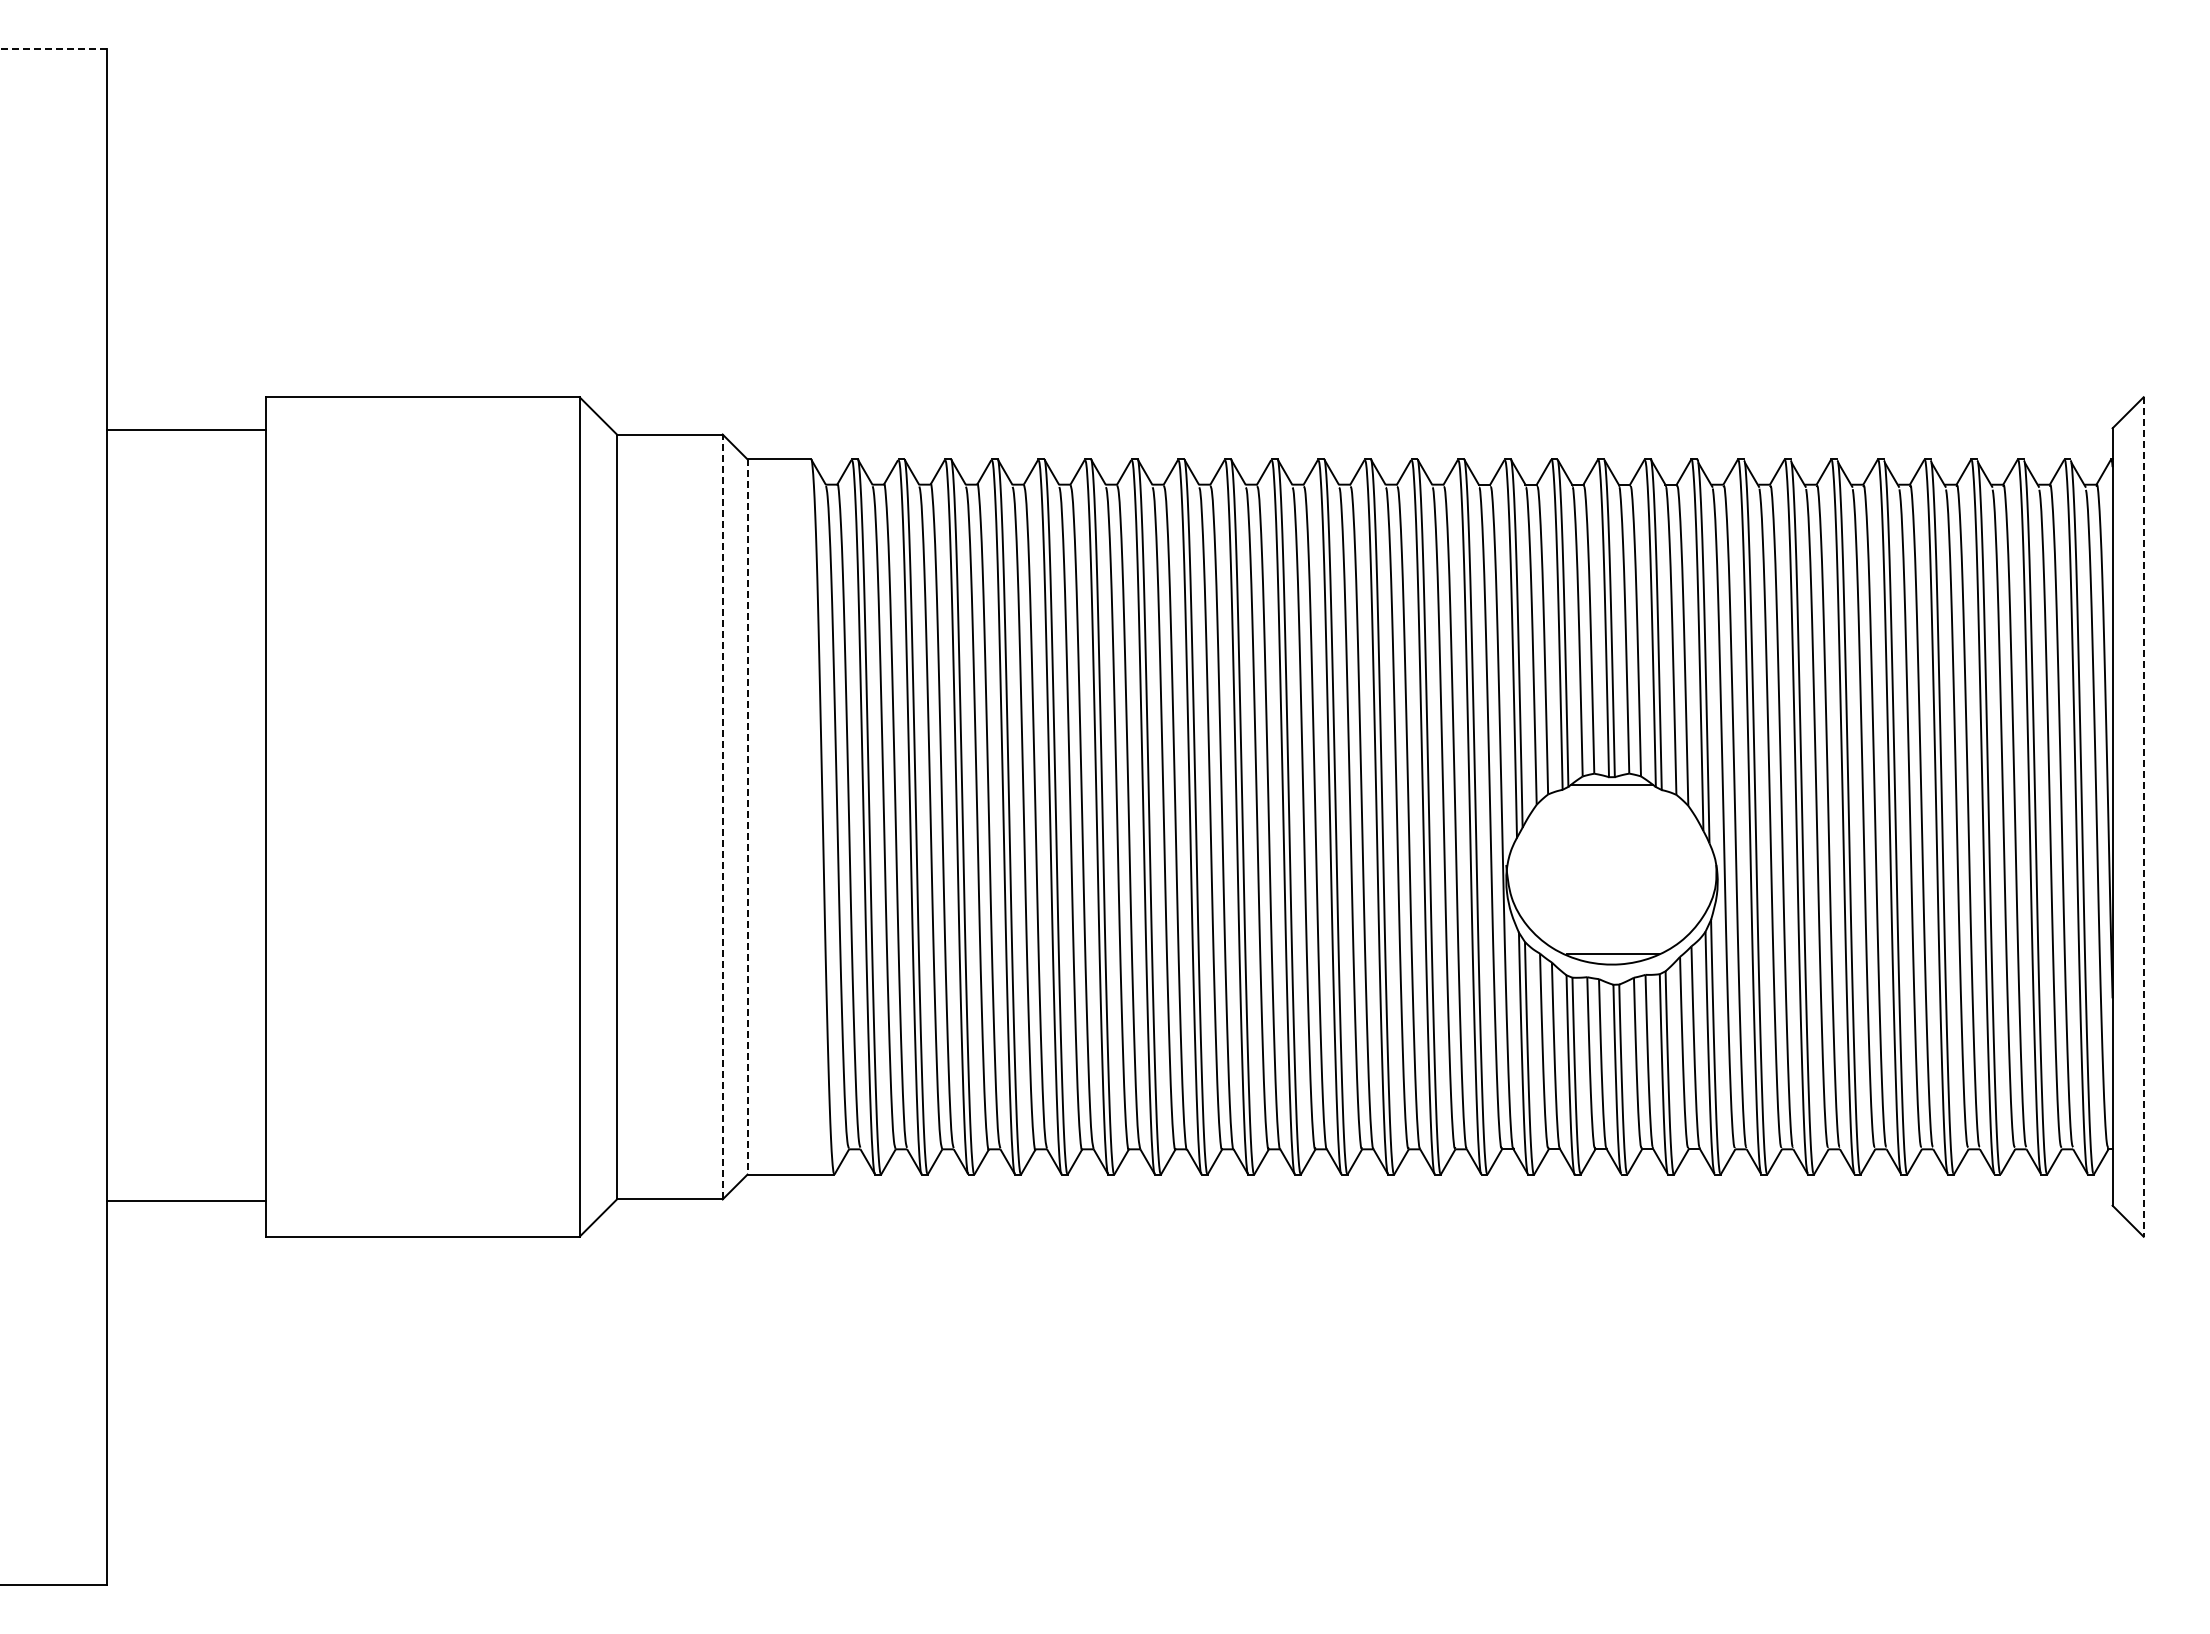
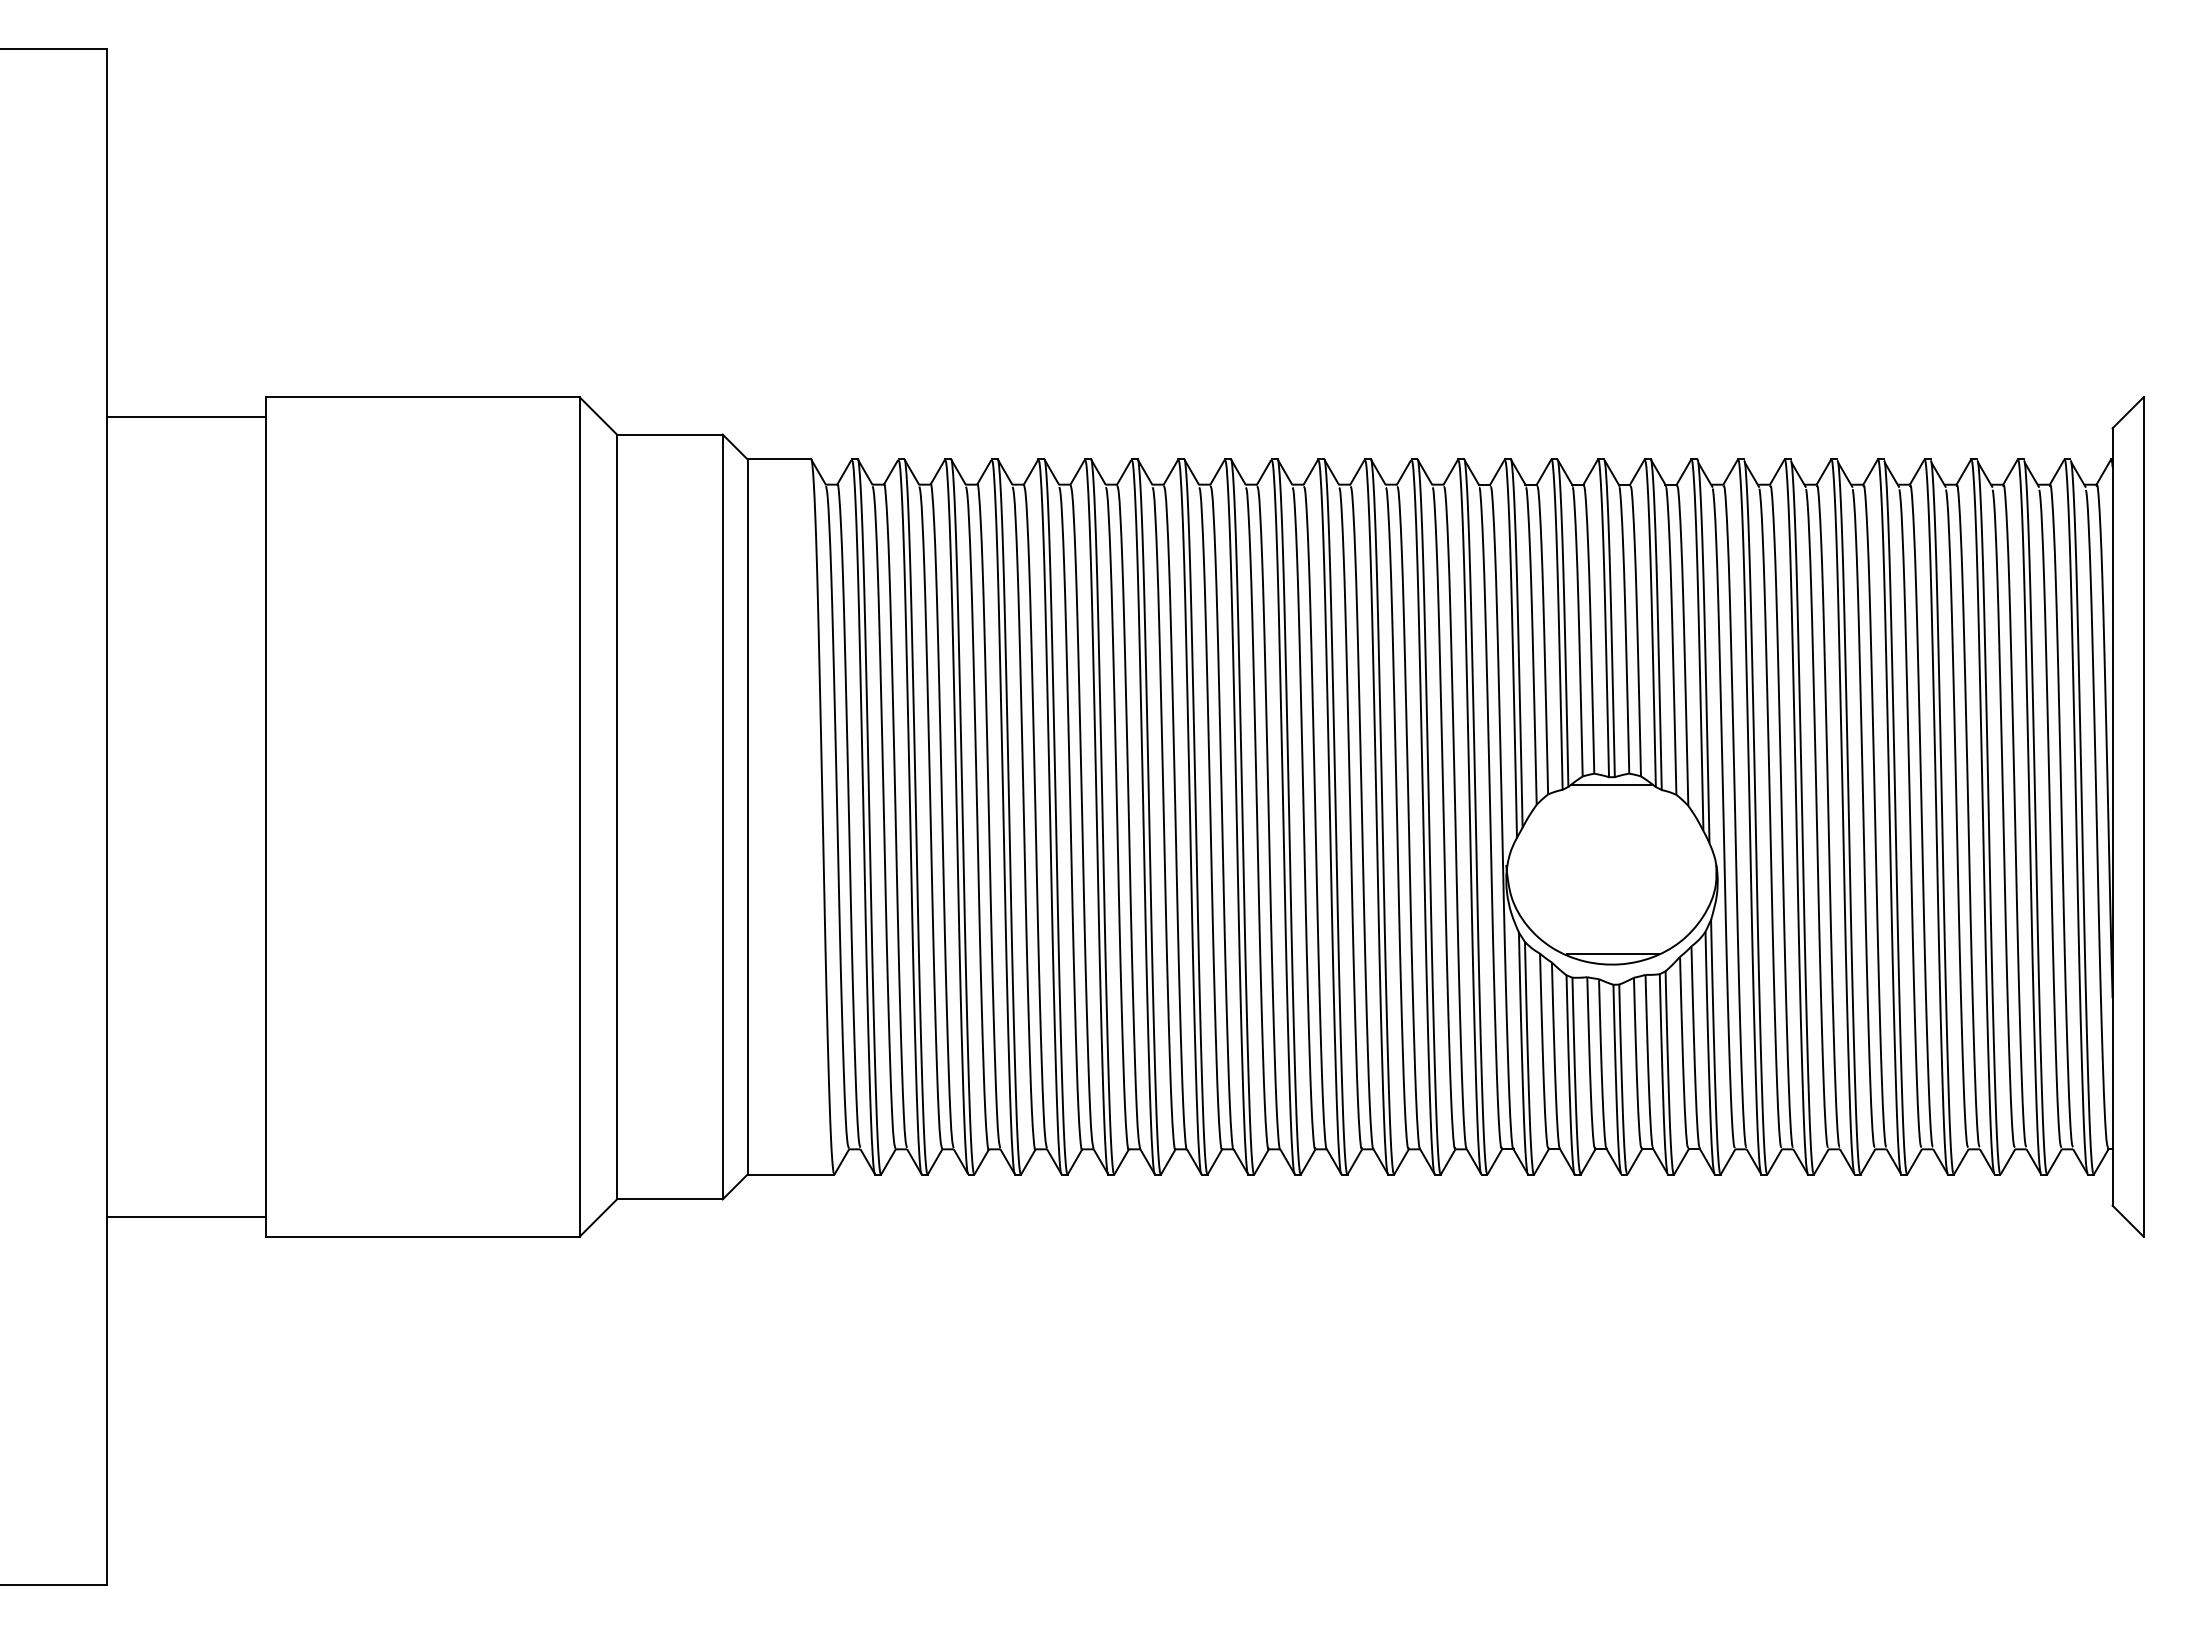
line: dashed -> solid (53, 48)
line position: (186, 430) -> (186, 417) (186, 417)
line: dashed -> solid (722, 816)
line: dashed -> solid (747, 816)
line: dashed -> solid (2143, 816)
line position: (186, 1200) -> (186, 1216) (186, 1216)
